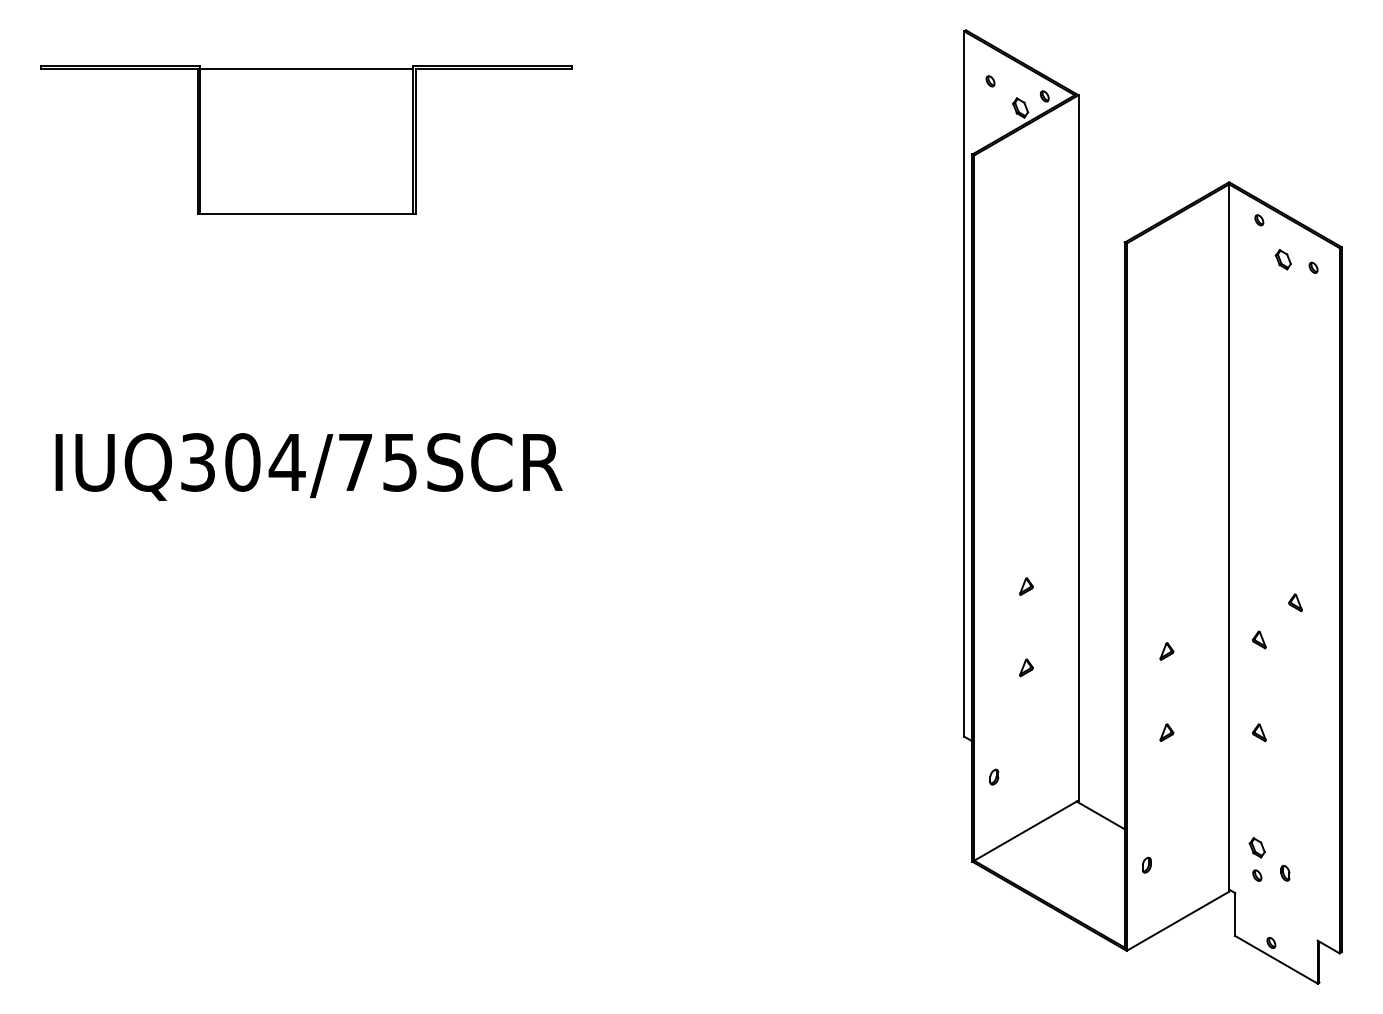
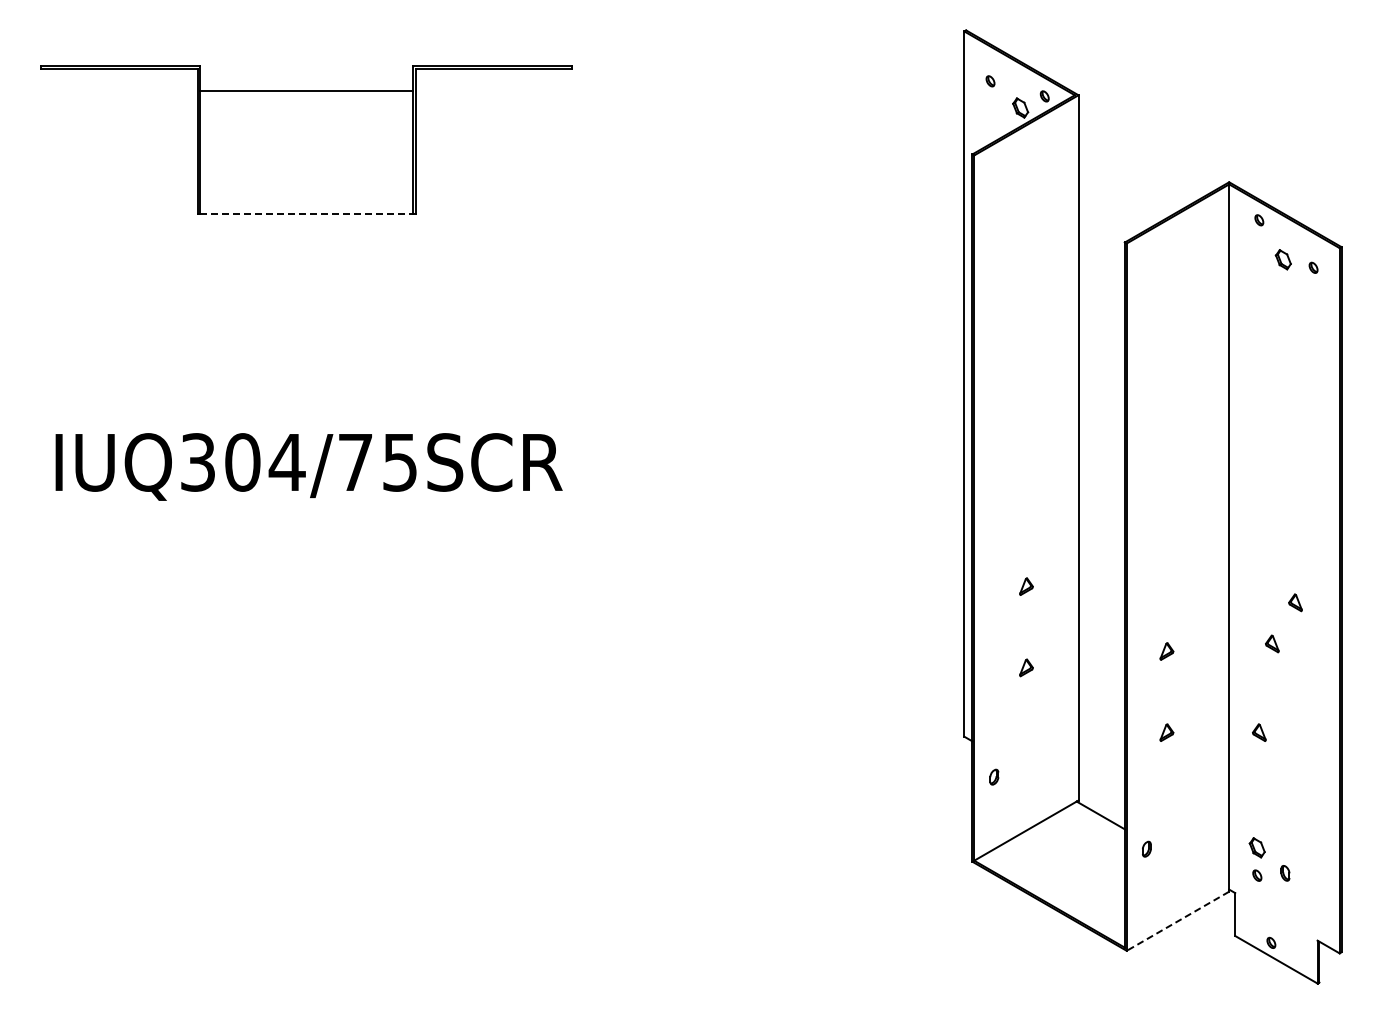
line position: (306, 68) -> (306, 90) (306, 90)
line: solid -> dashed (306, 213)
part position: (1259, 639) -> (1272, 643) (1272, 643)
part position: (1146, 864) -> (1146, 848) (1146, 848)
line: solid -> dashed (1177, 921)
